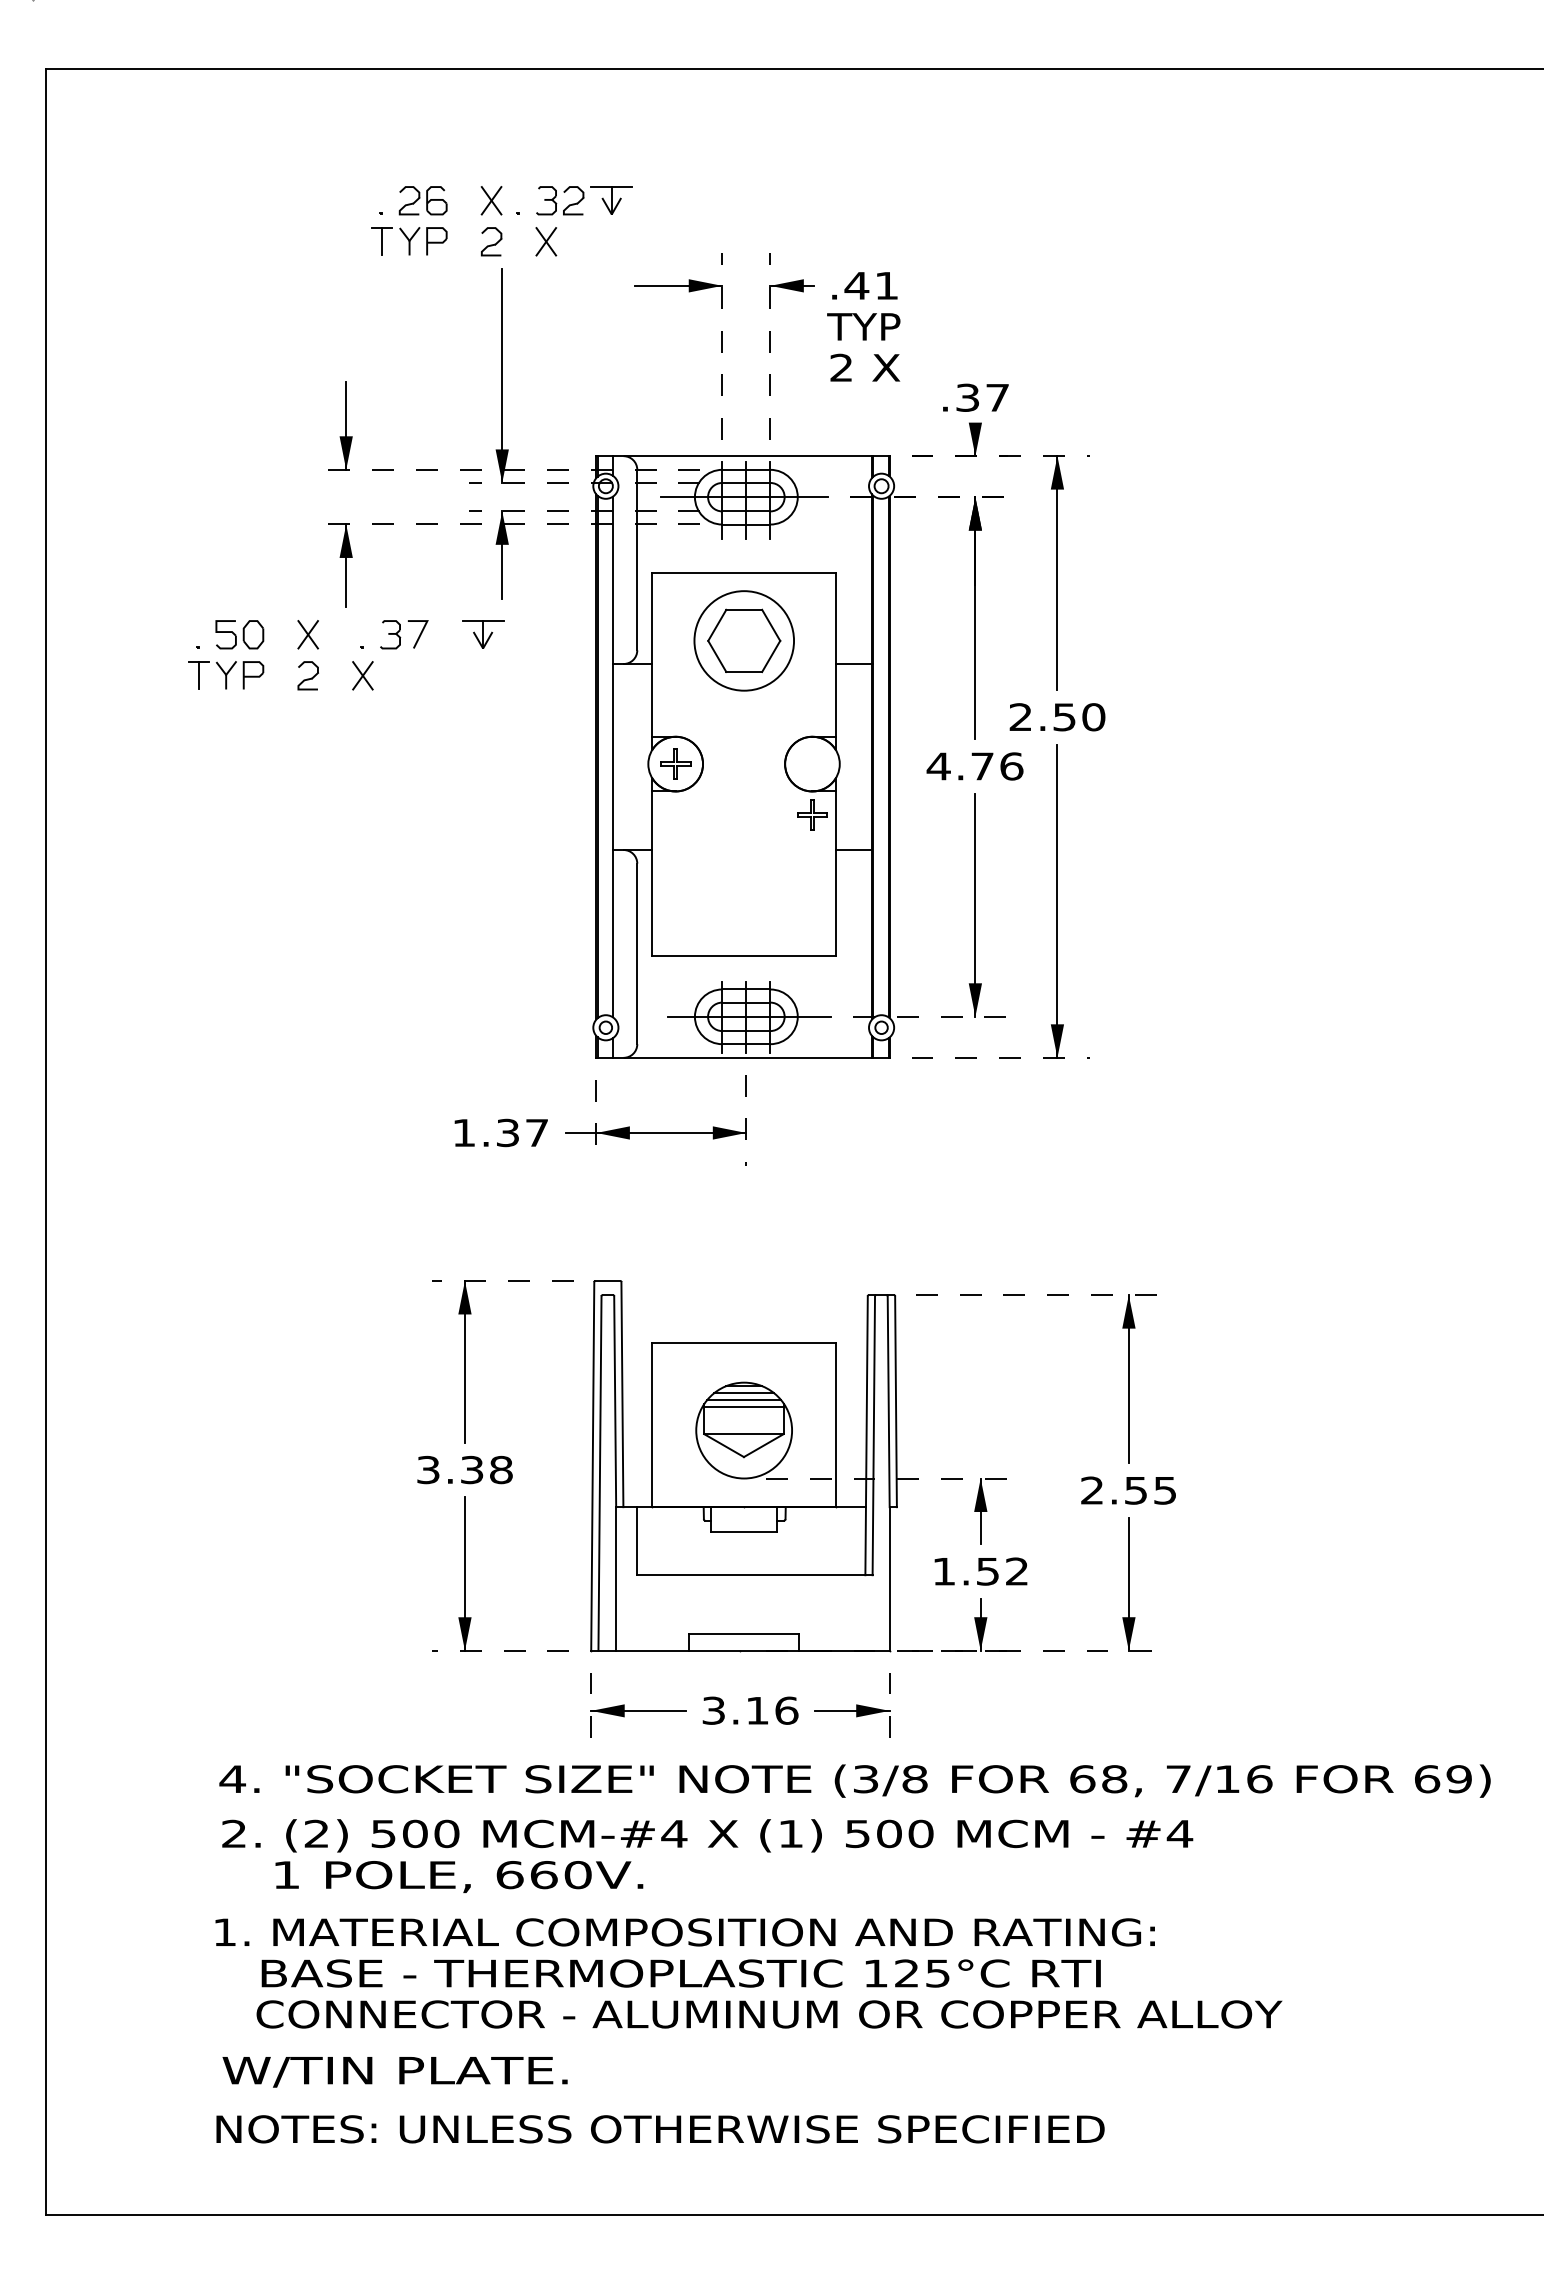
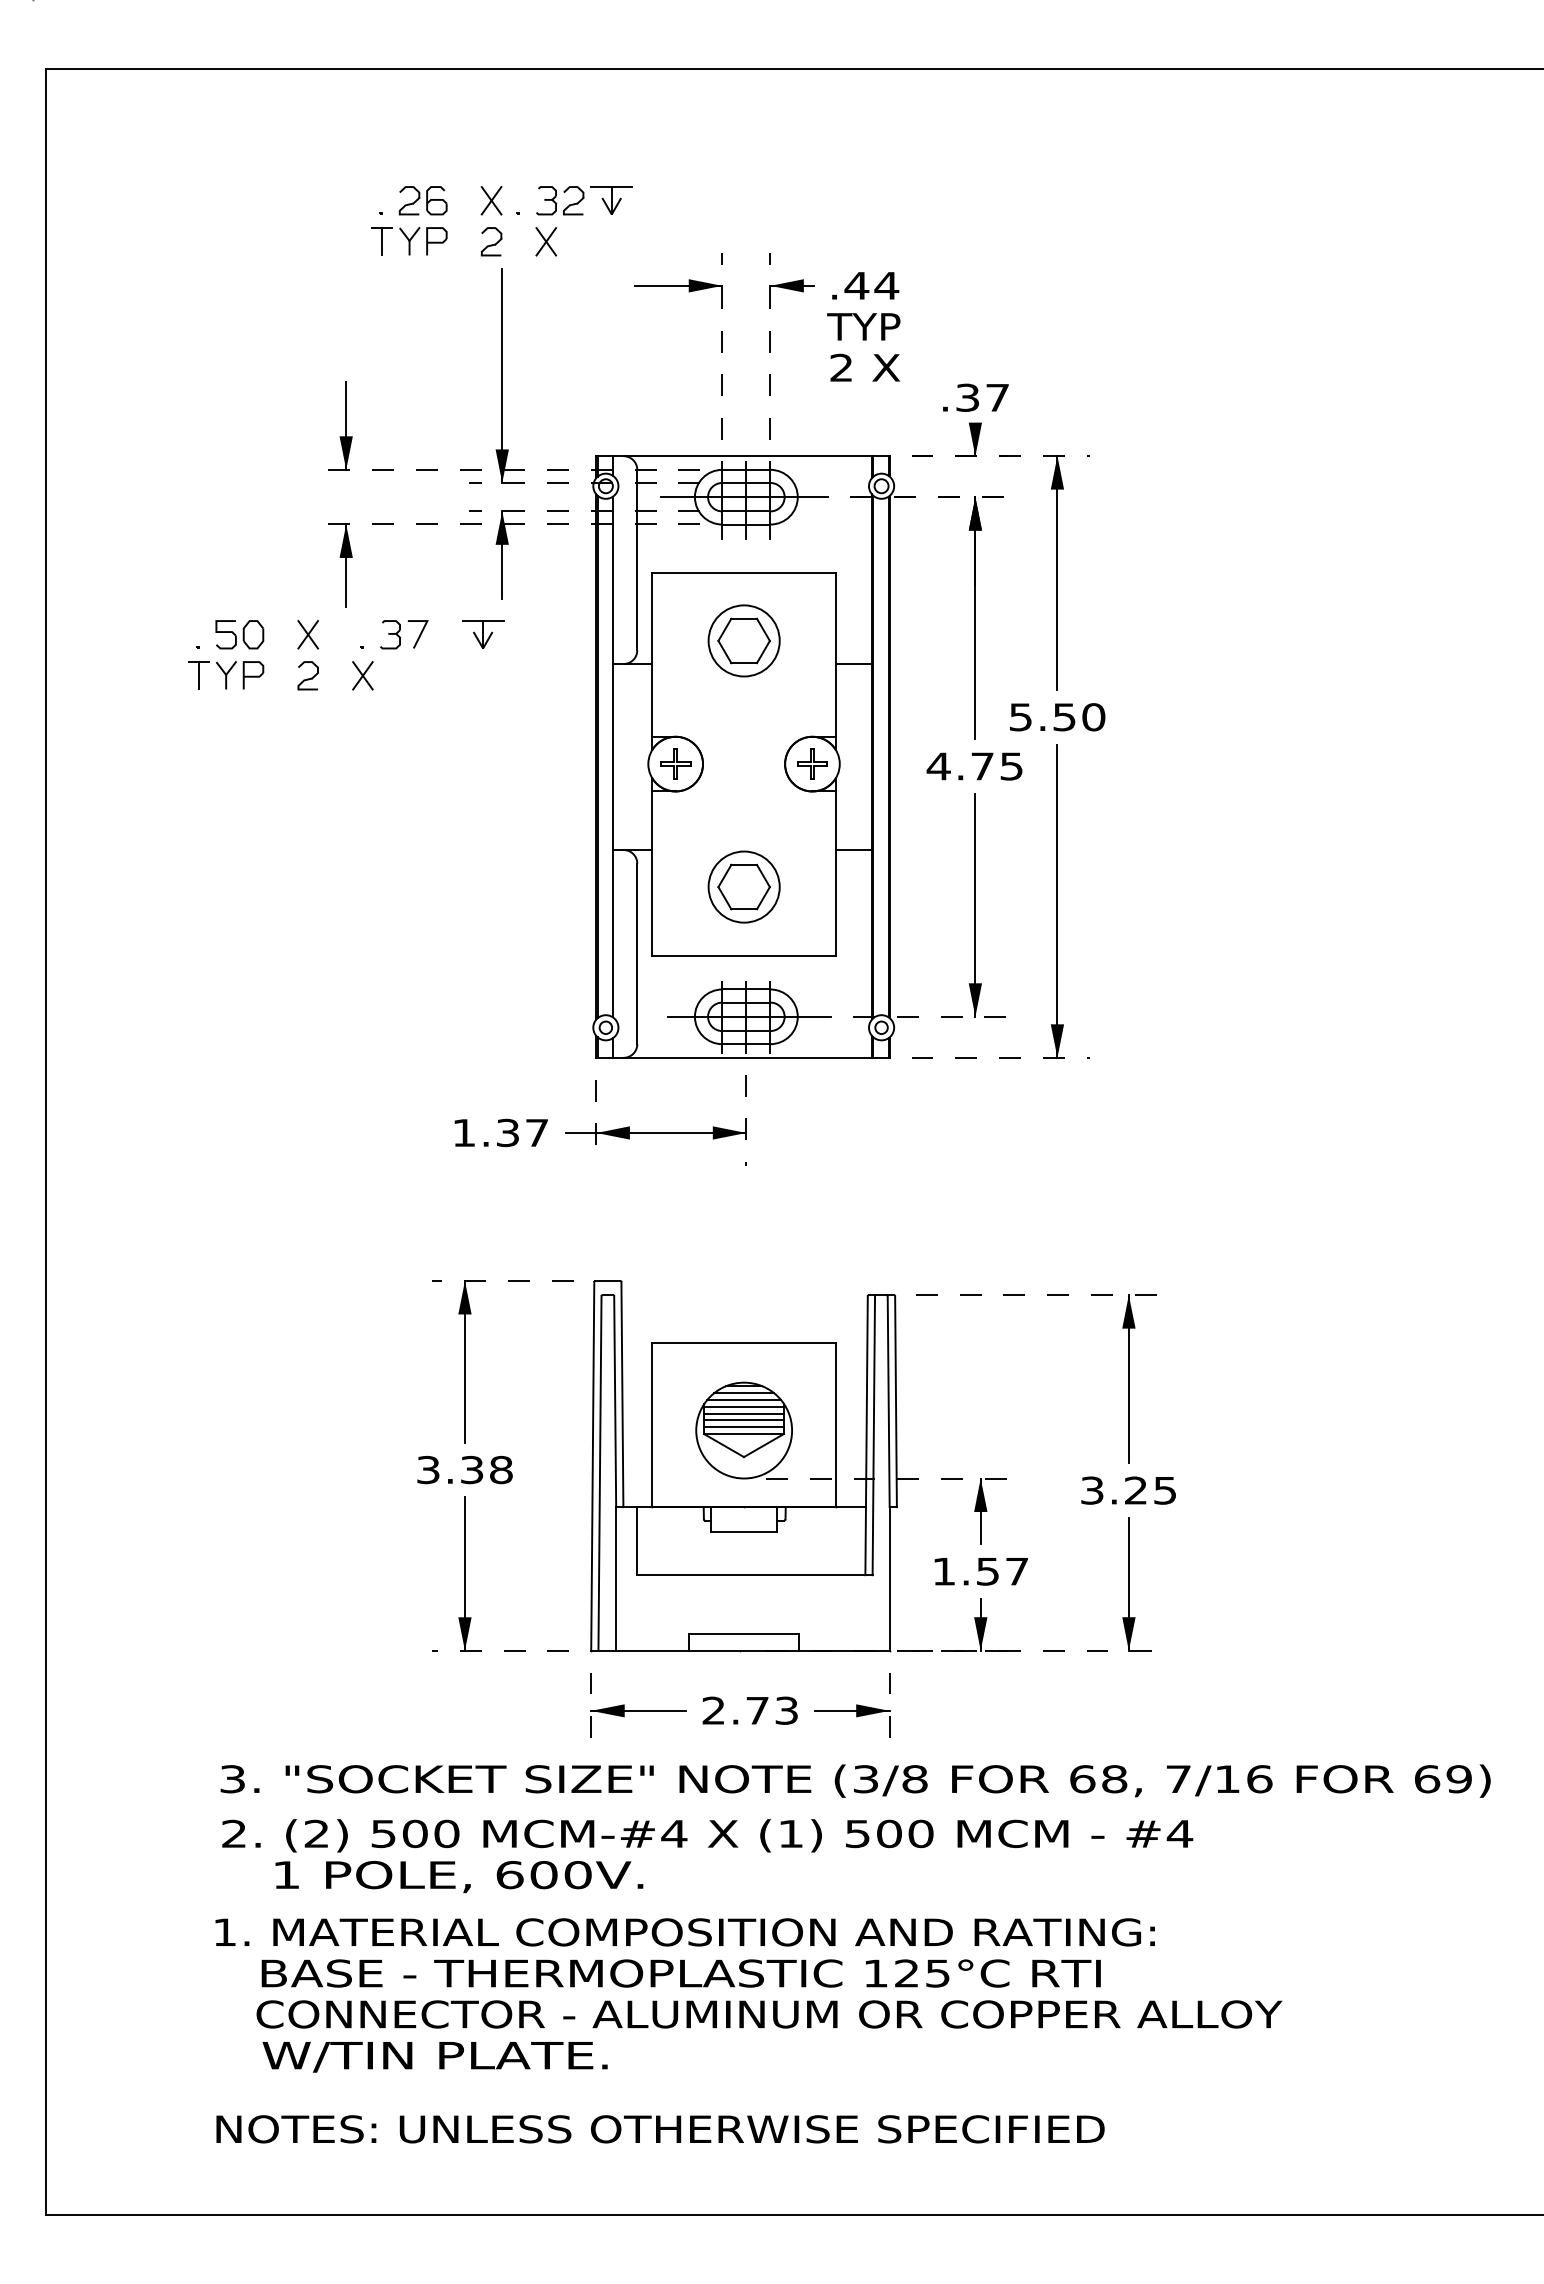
text: .41 -> .44 (886, 285)
part size: 102x102 px -> 74x74 px (743, 640)
text: 2.50 -> 5.50 (1020, 717)
text: 4.76 -> 4.75 (1011, 766)
part position: (812, 814) -> (812, 763) (812, 763)
part: none -> present (743, 886)
line: none -> present (743, 1413)
line: none -> present (743, 1420)
line: none -> present (743, 1427)
text: 2.55 -> 3.25 (1113, 1490)
text: 1.52 -> 1.57 (1016, 1571)
text: 3.16 -> 2.73 (750, 1710)
text: 4. -> 3. (232, 1779)
text: 660V. -> 600V. (543, 1875)
text position: (394, 2072) -> (434, 2057) (434, 2057)
